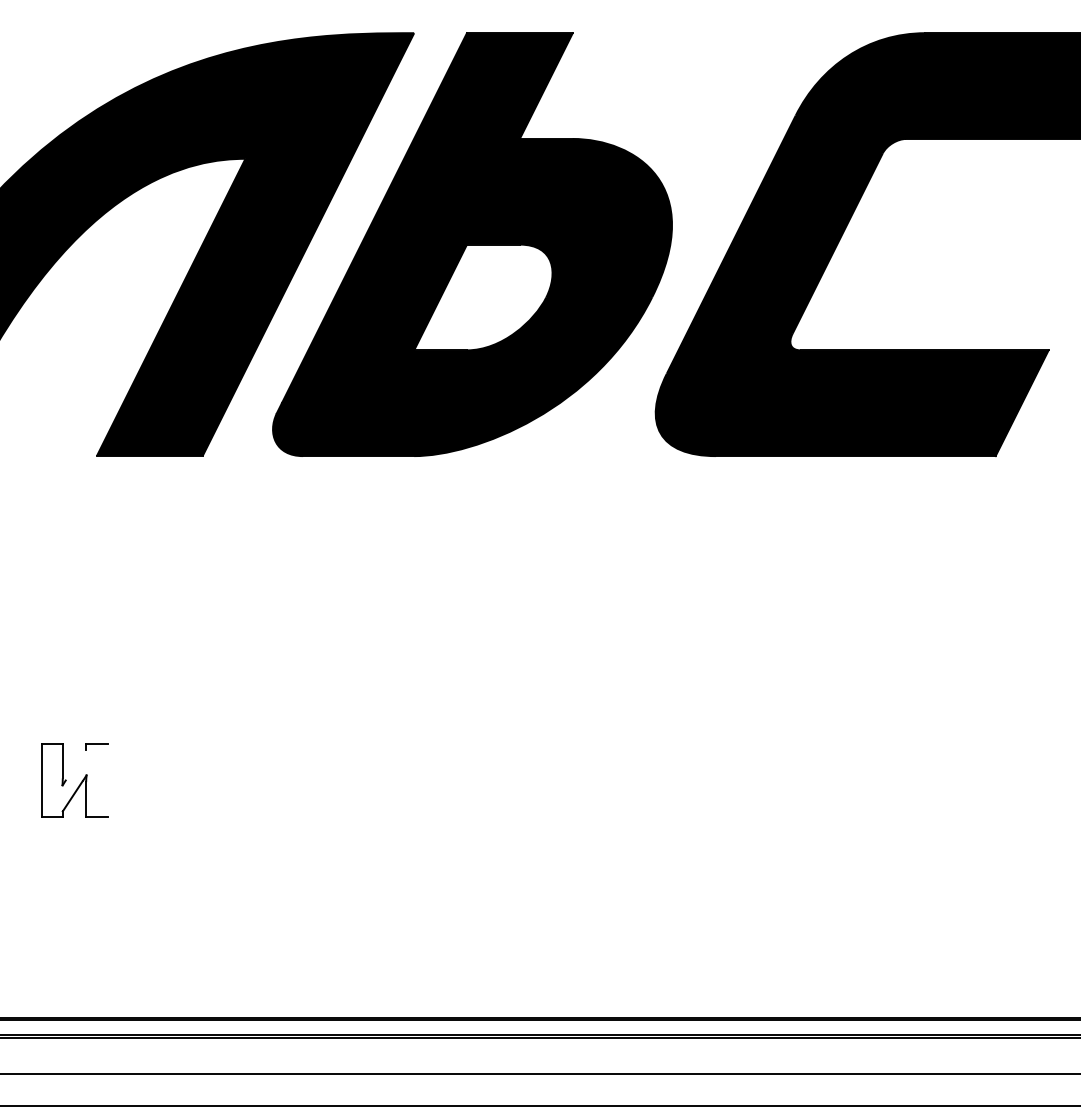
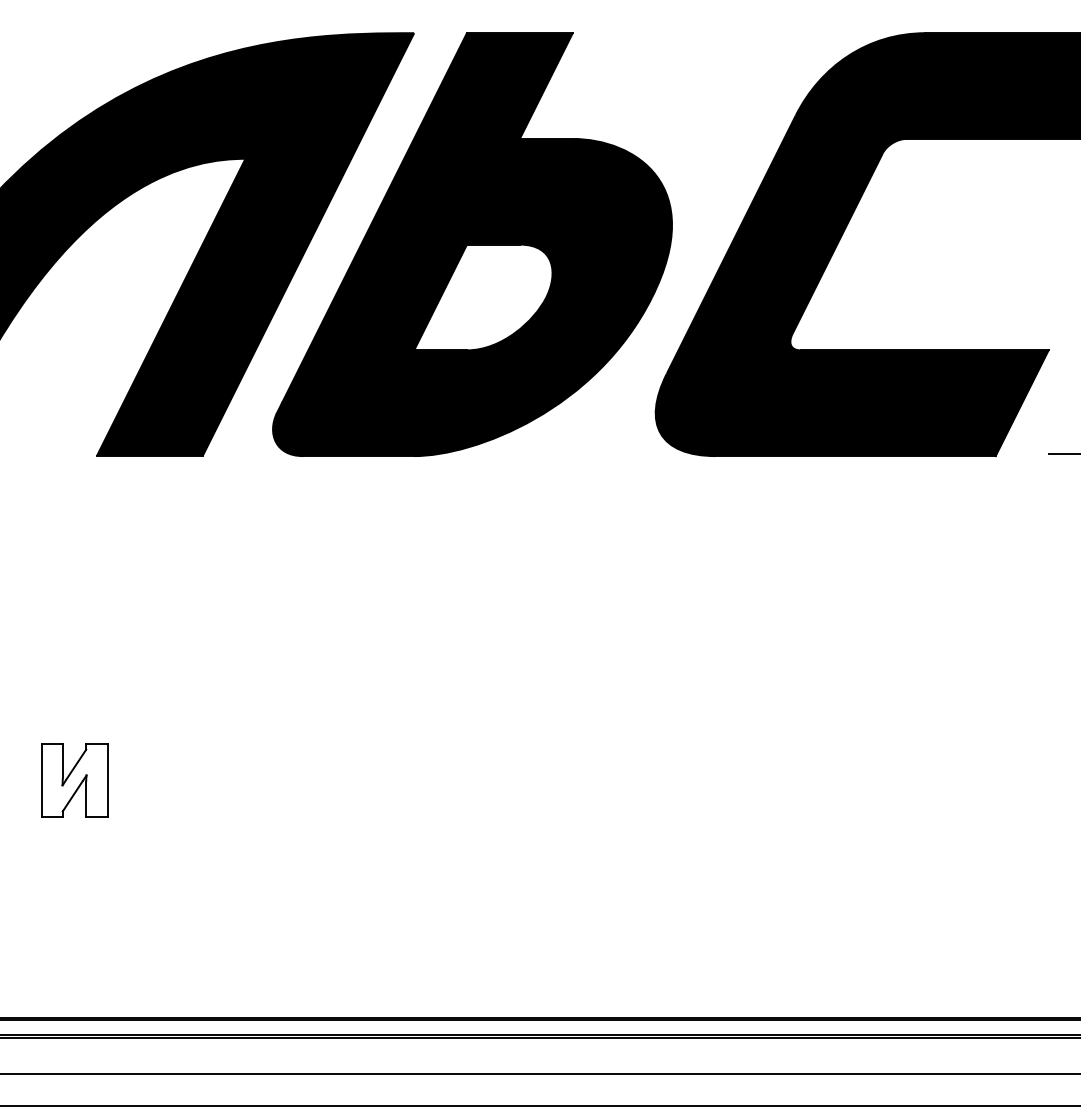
line: none -> present (1062, 454)
line: none -> present (76, 764)
line: none -> present (107, 780)
